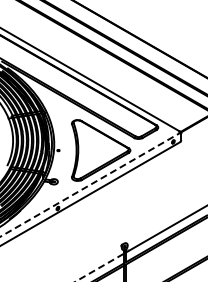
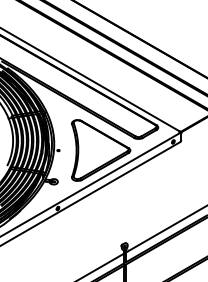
line: dashed -> solid (90, 184)
line: dashed -> solid (99, 267)
